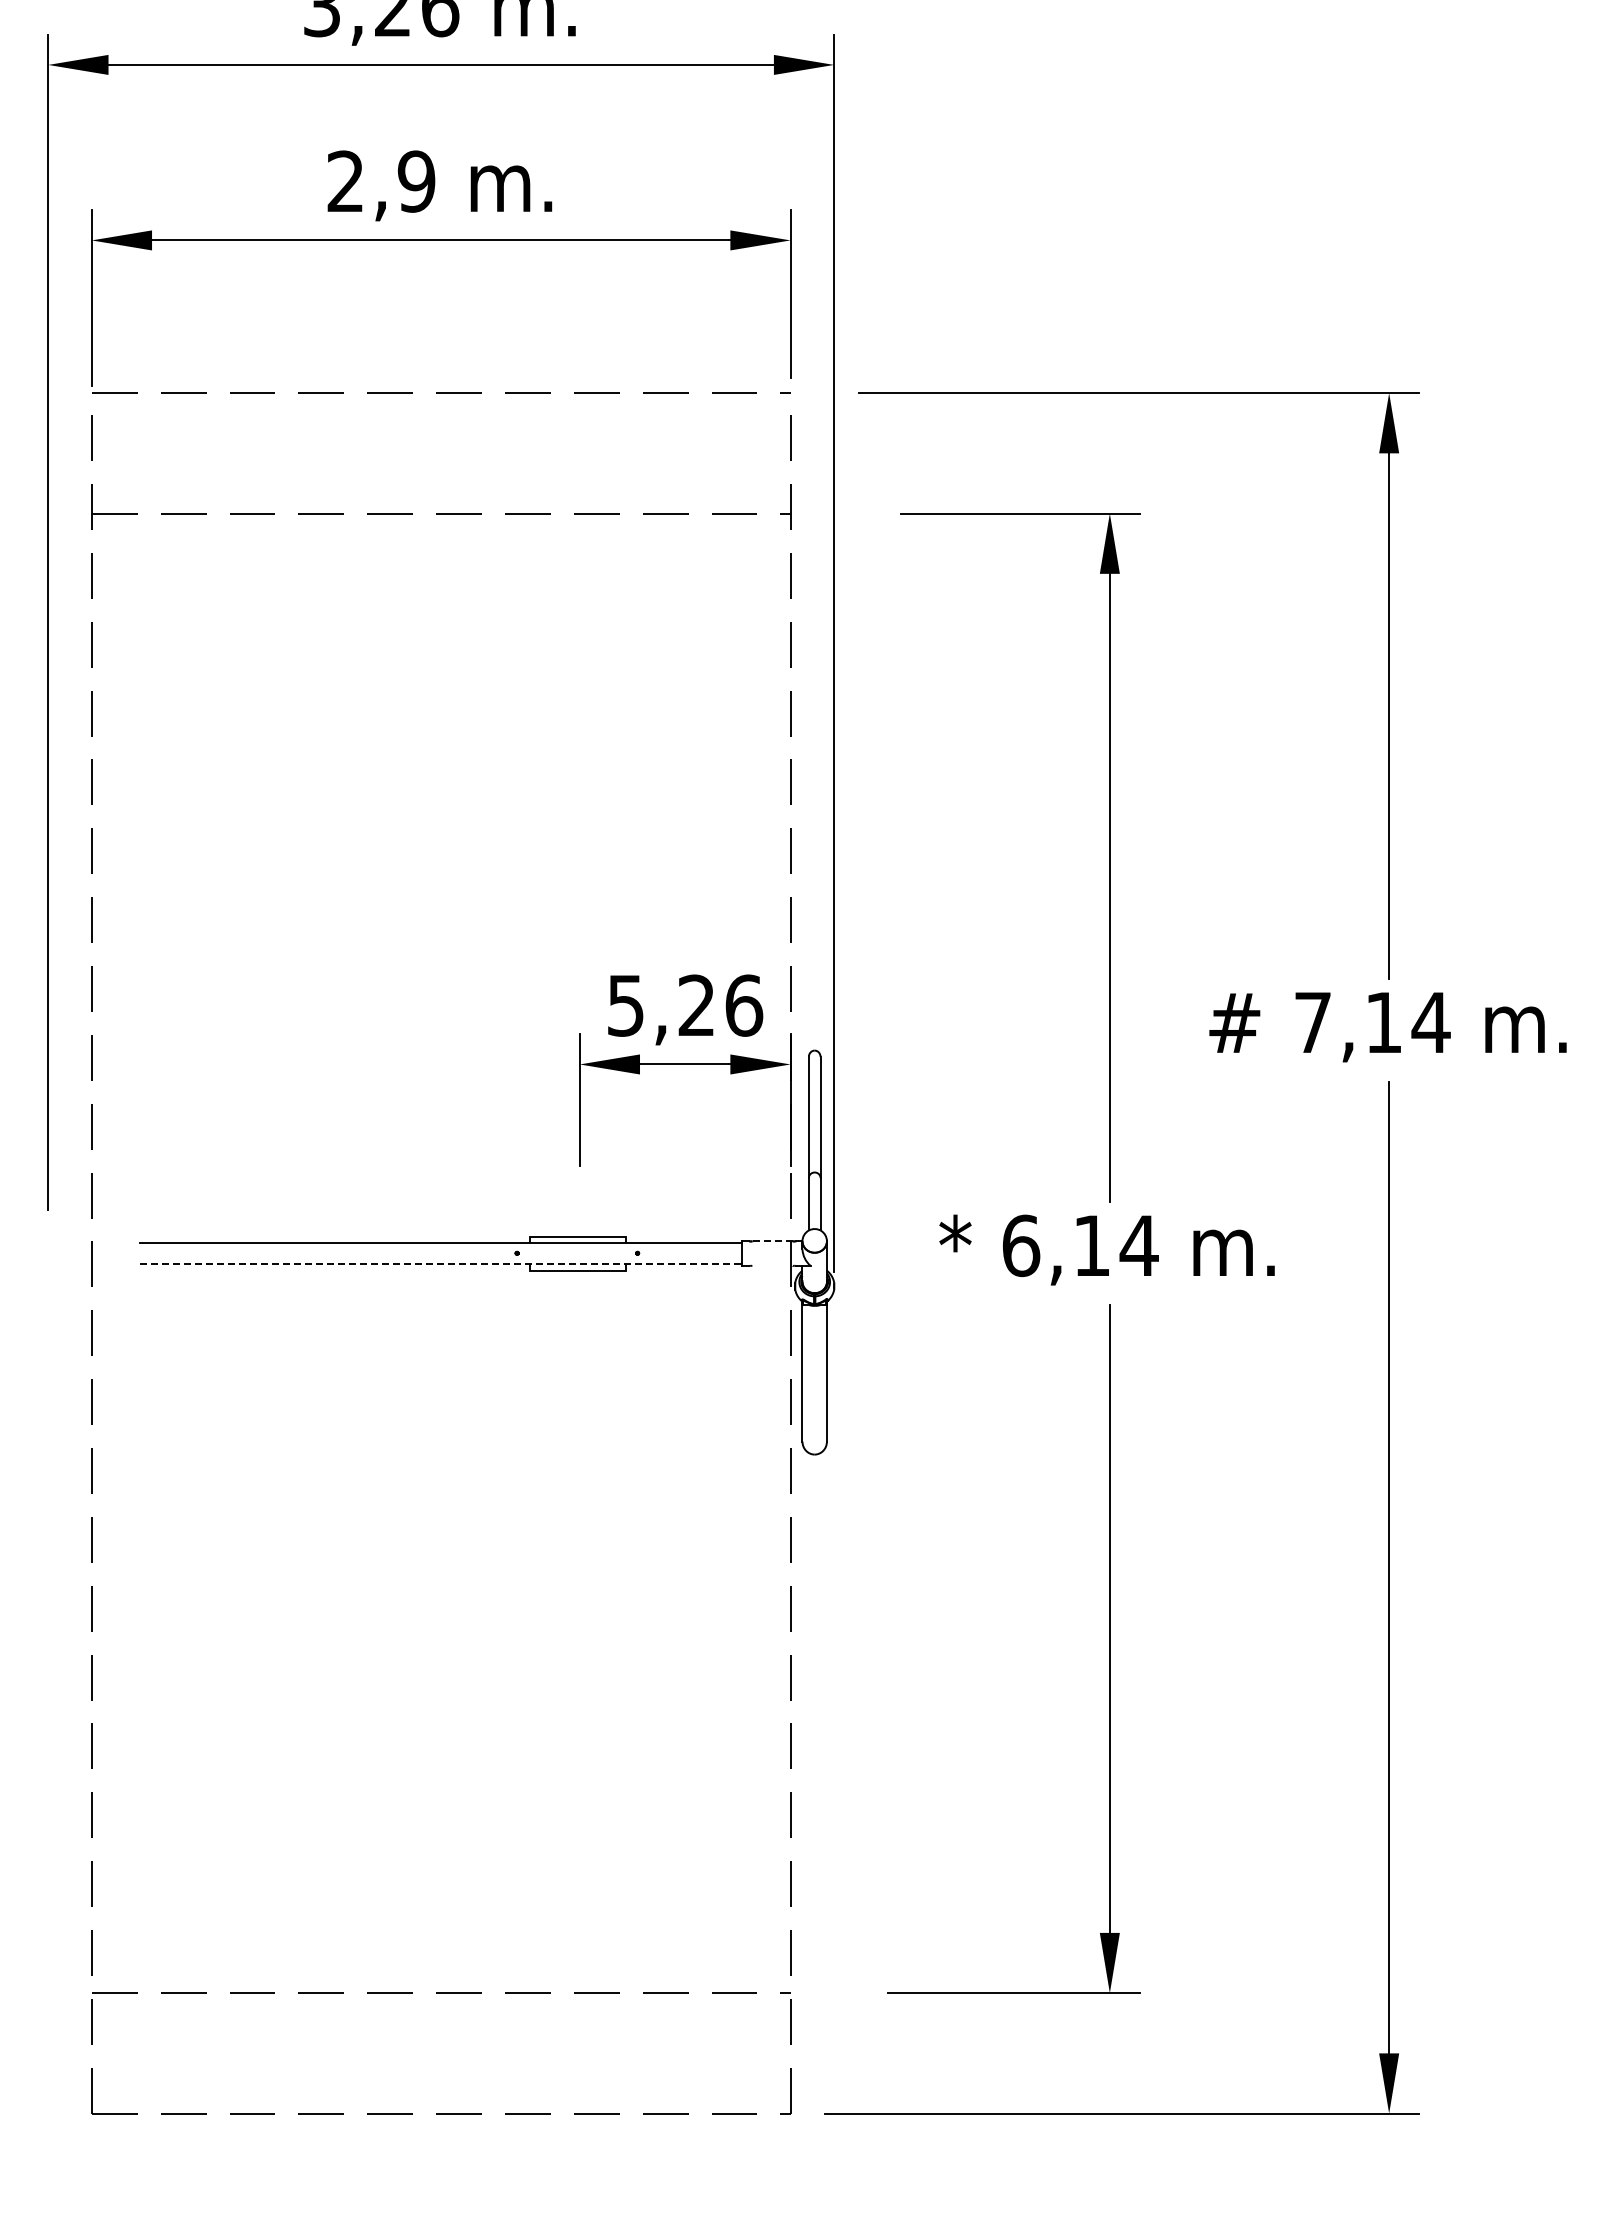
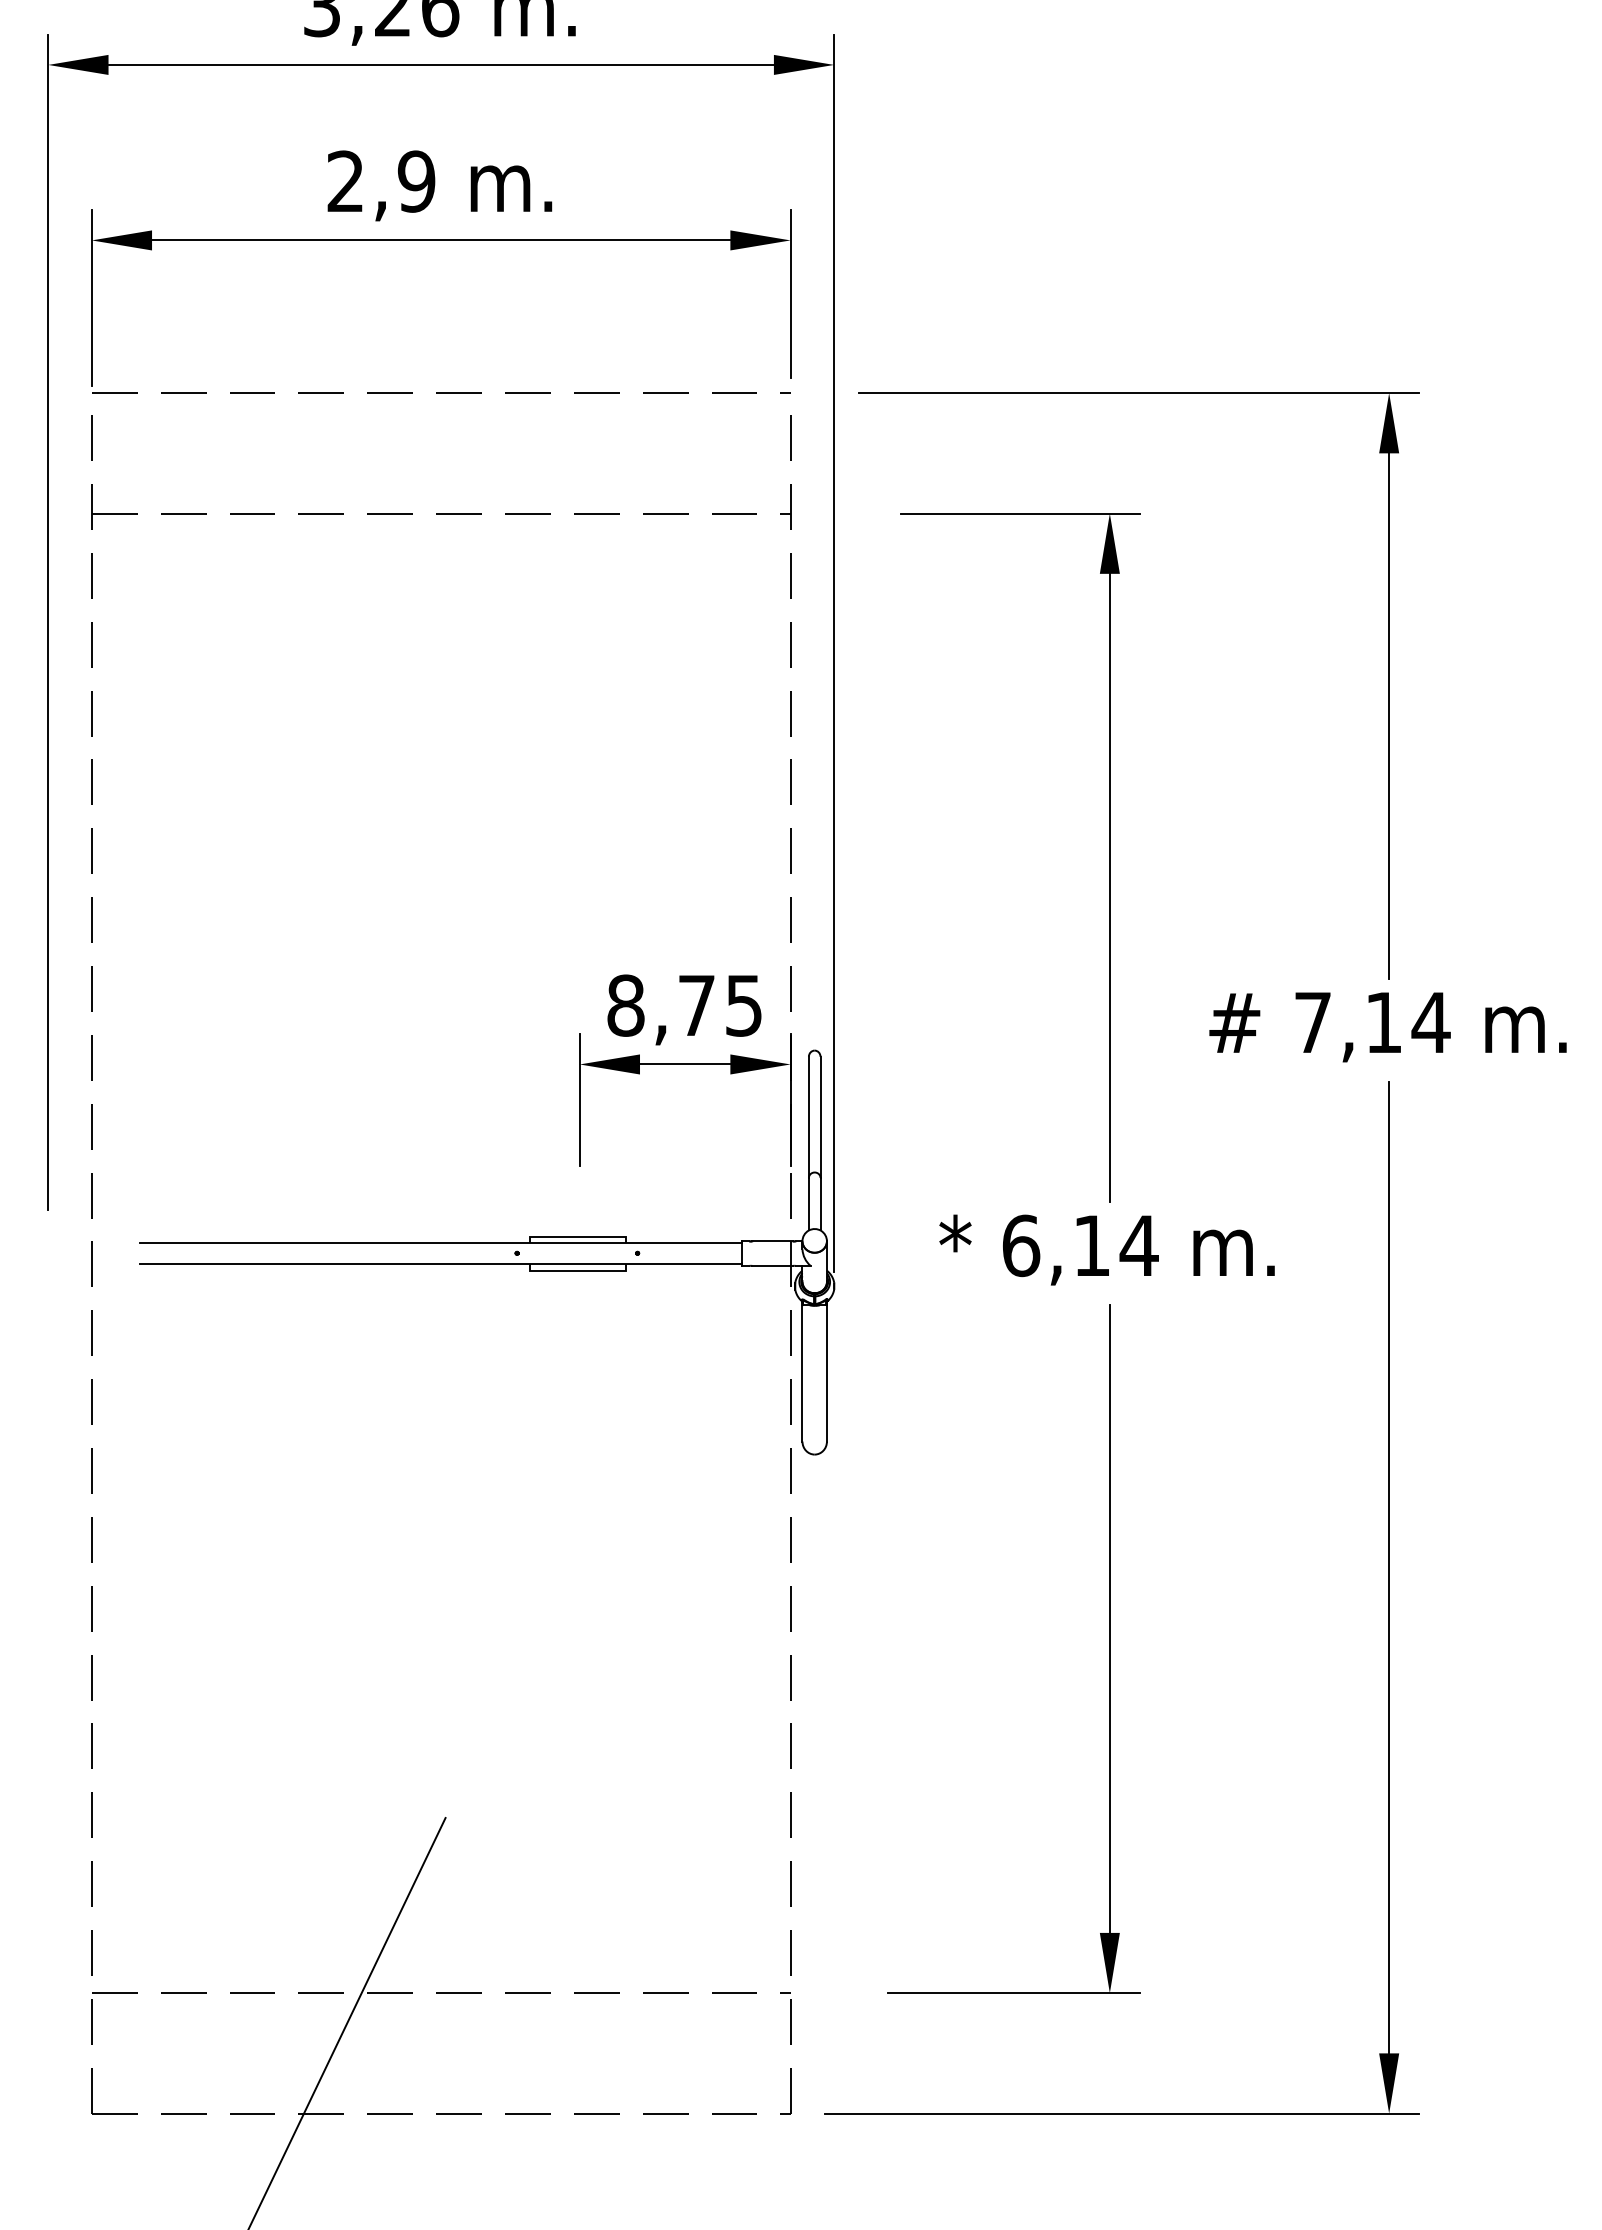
text: 5,26 -> 8,75 (685, 1005)
line: dashed -> solid (772, 1241)
line: dashed -> solid (441, 1264)
line: none -> present (772, 1265)
line: none -> present (347, 2022)
